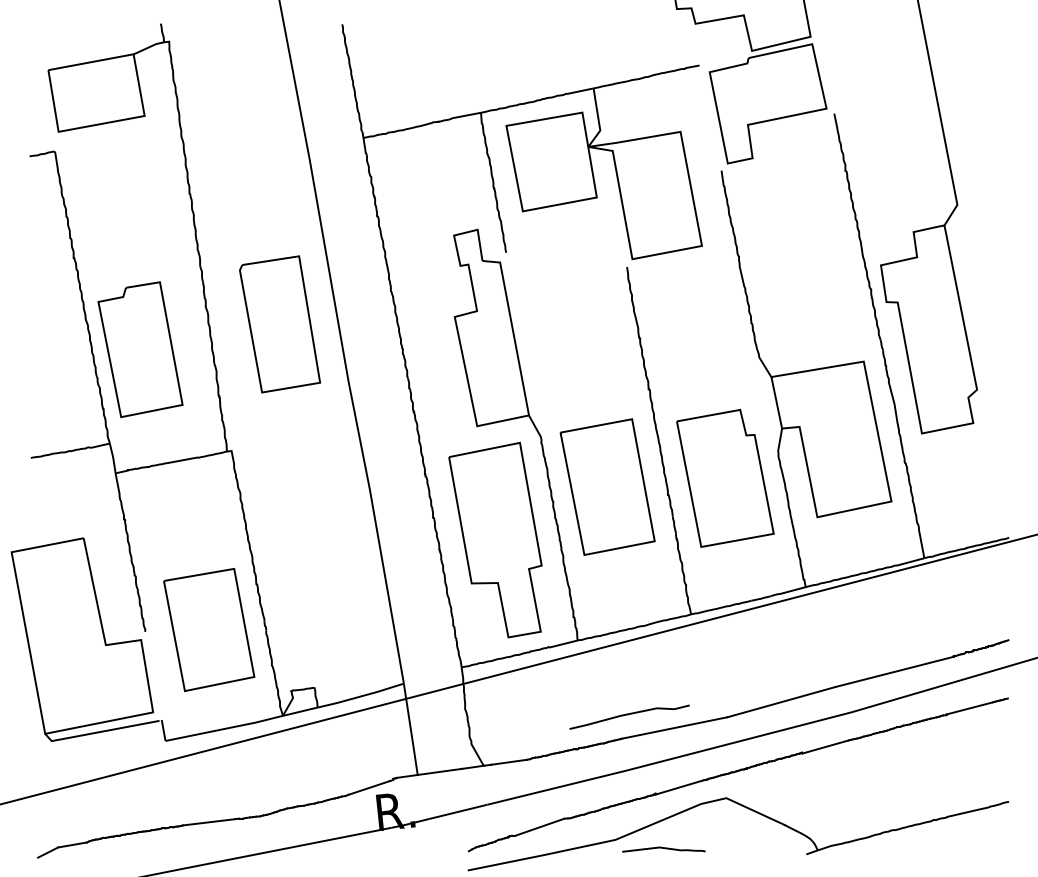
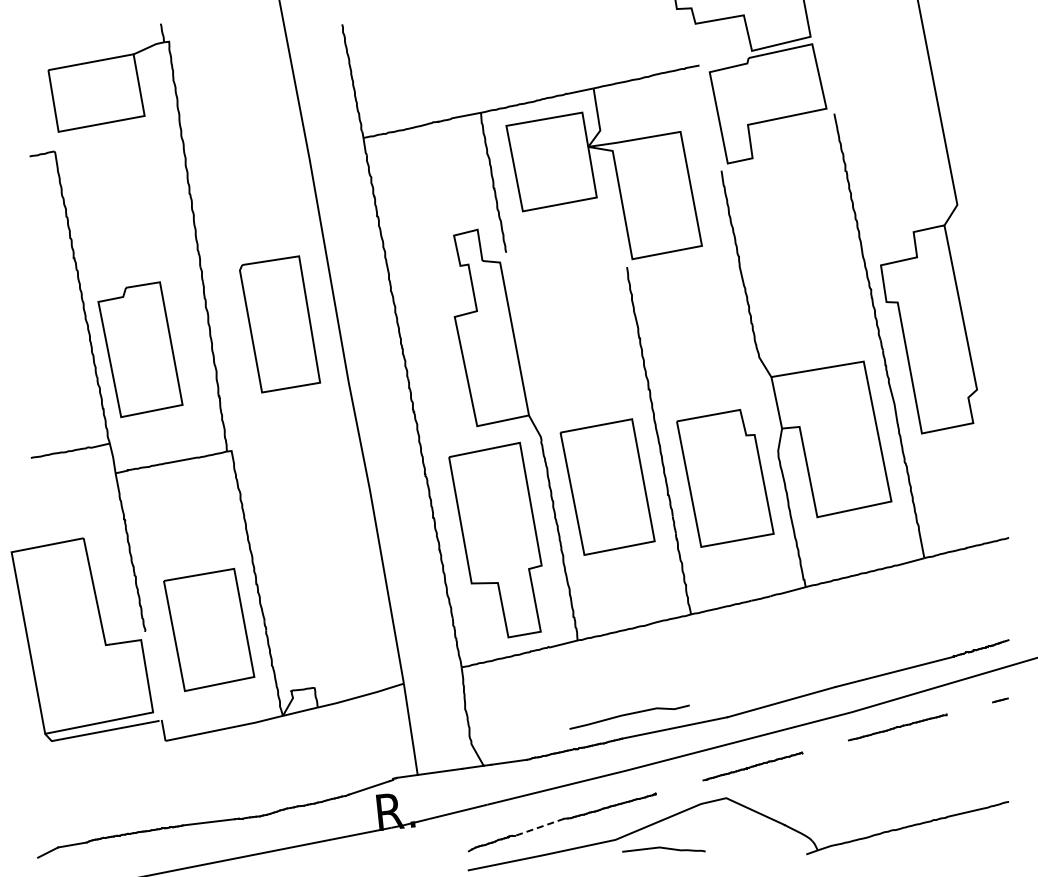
line: present -> none (518, 669)
line: present -> none (969, 708)
line: present -> none (825, 746)
line: present -> none (679, 787)
line: solid -> dashed (539, 827)
